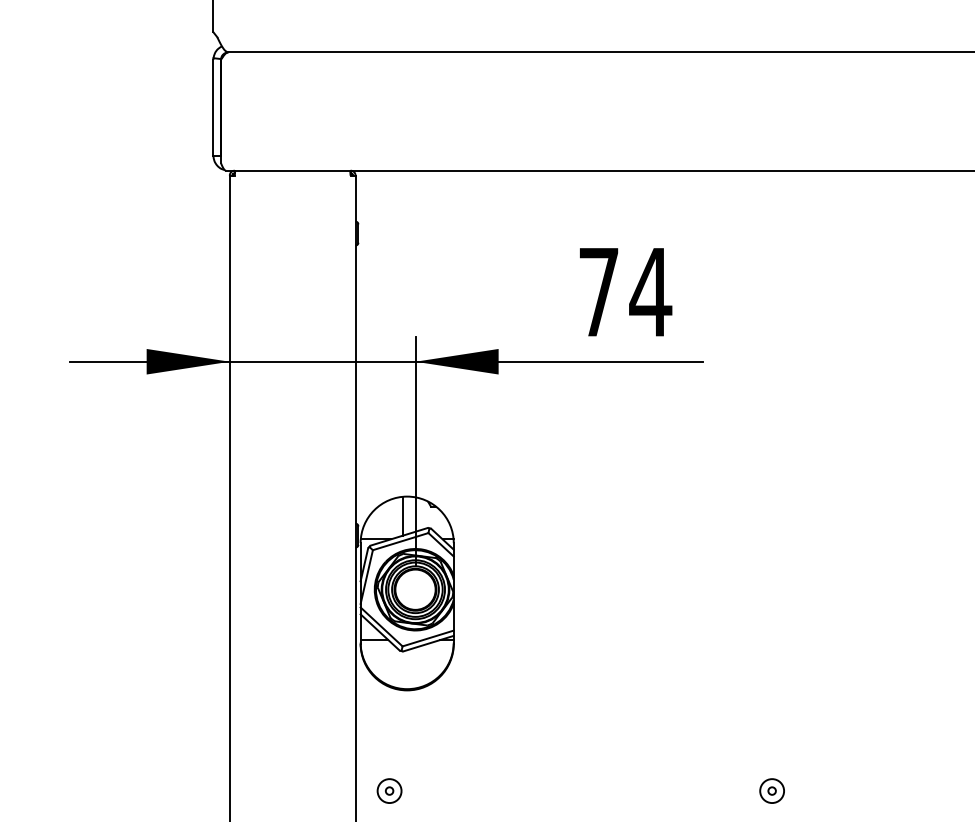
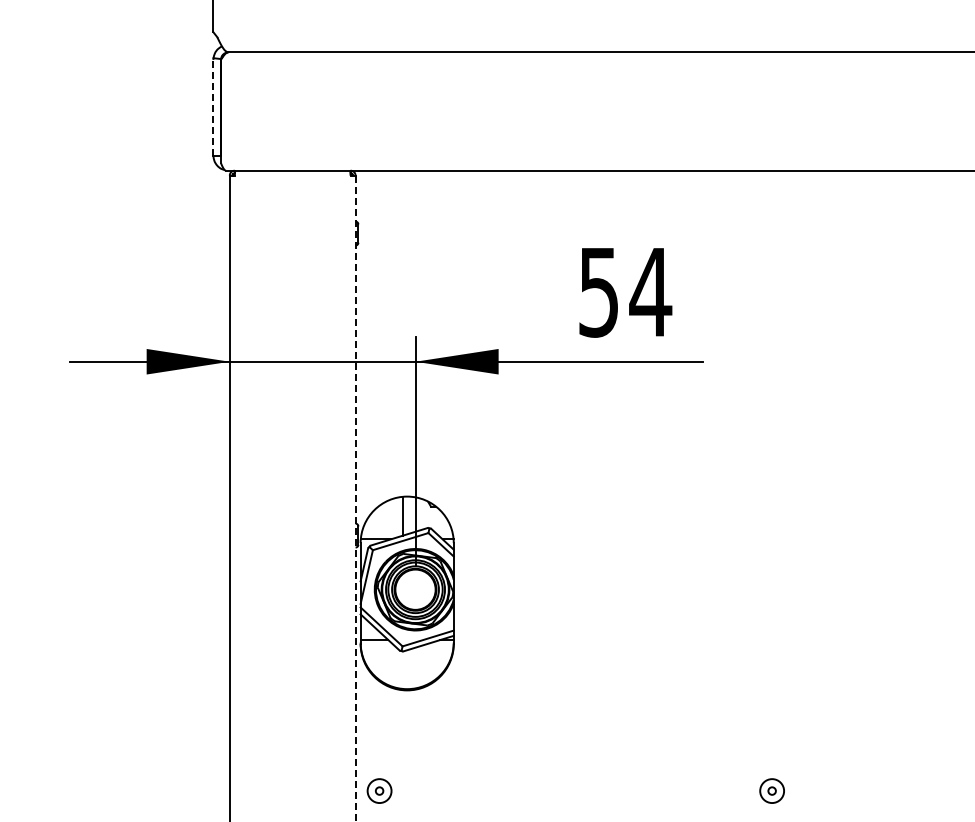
line: solid -> dashed (213, 107)
text: 74 -> 54 (598, 292)
line: solid -> dashed (355, 498)
part position: (389, 790) -> (379, 790) (379, 790)
